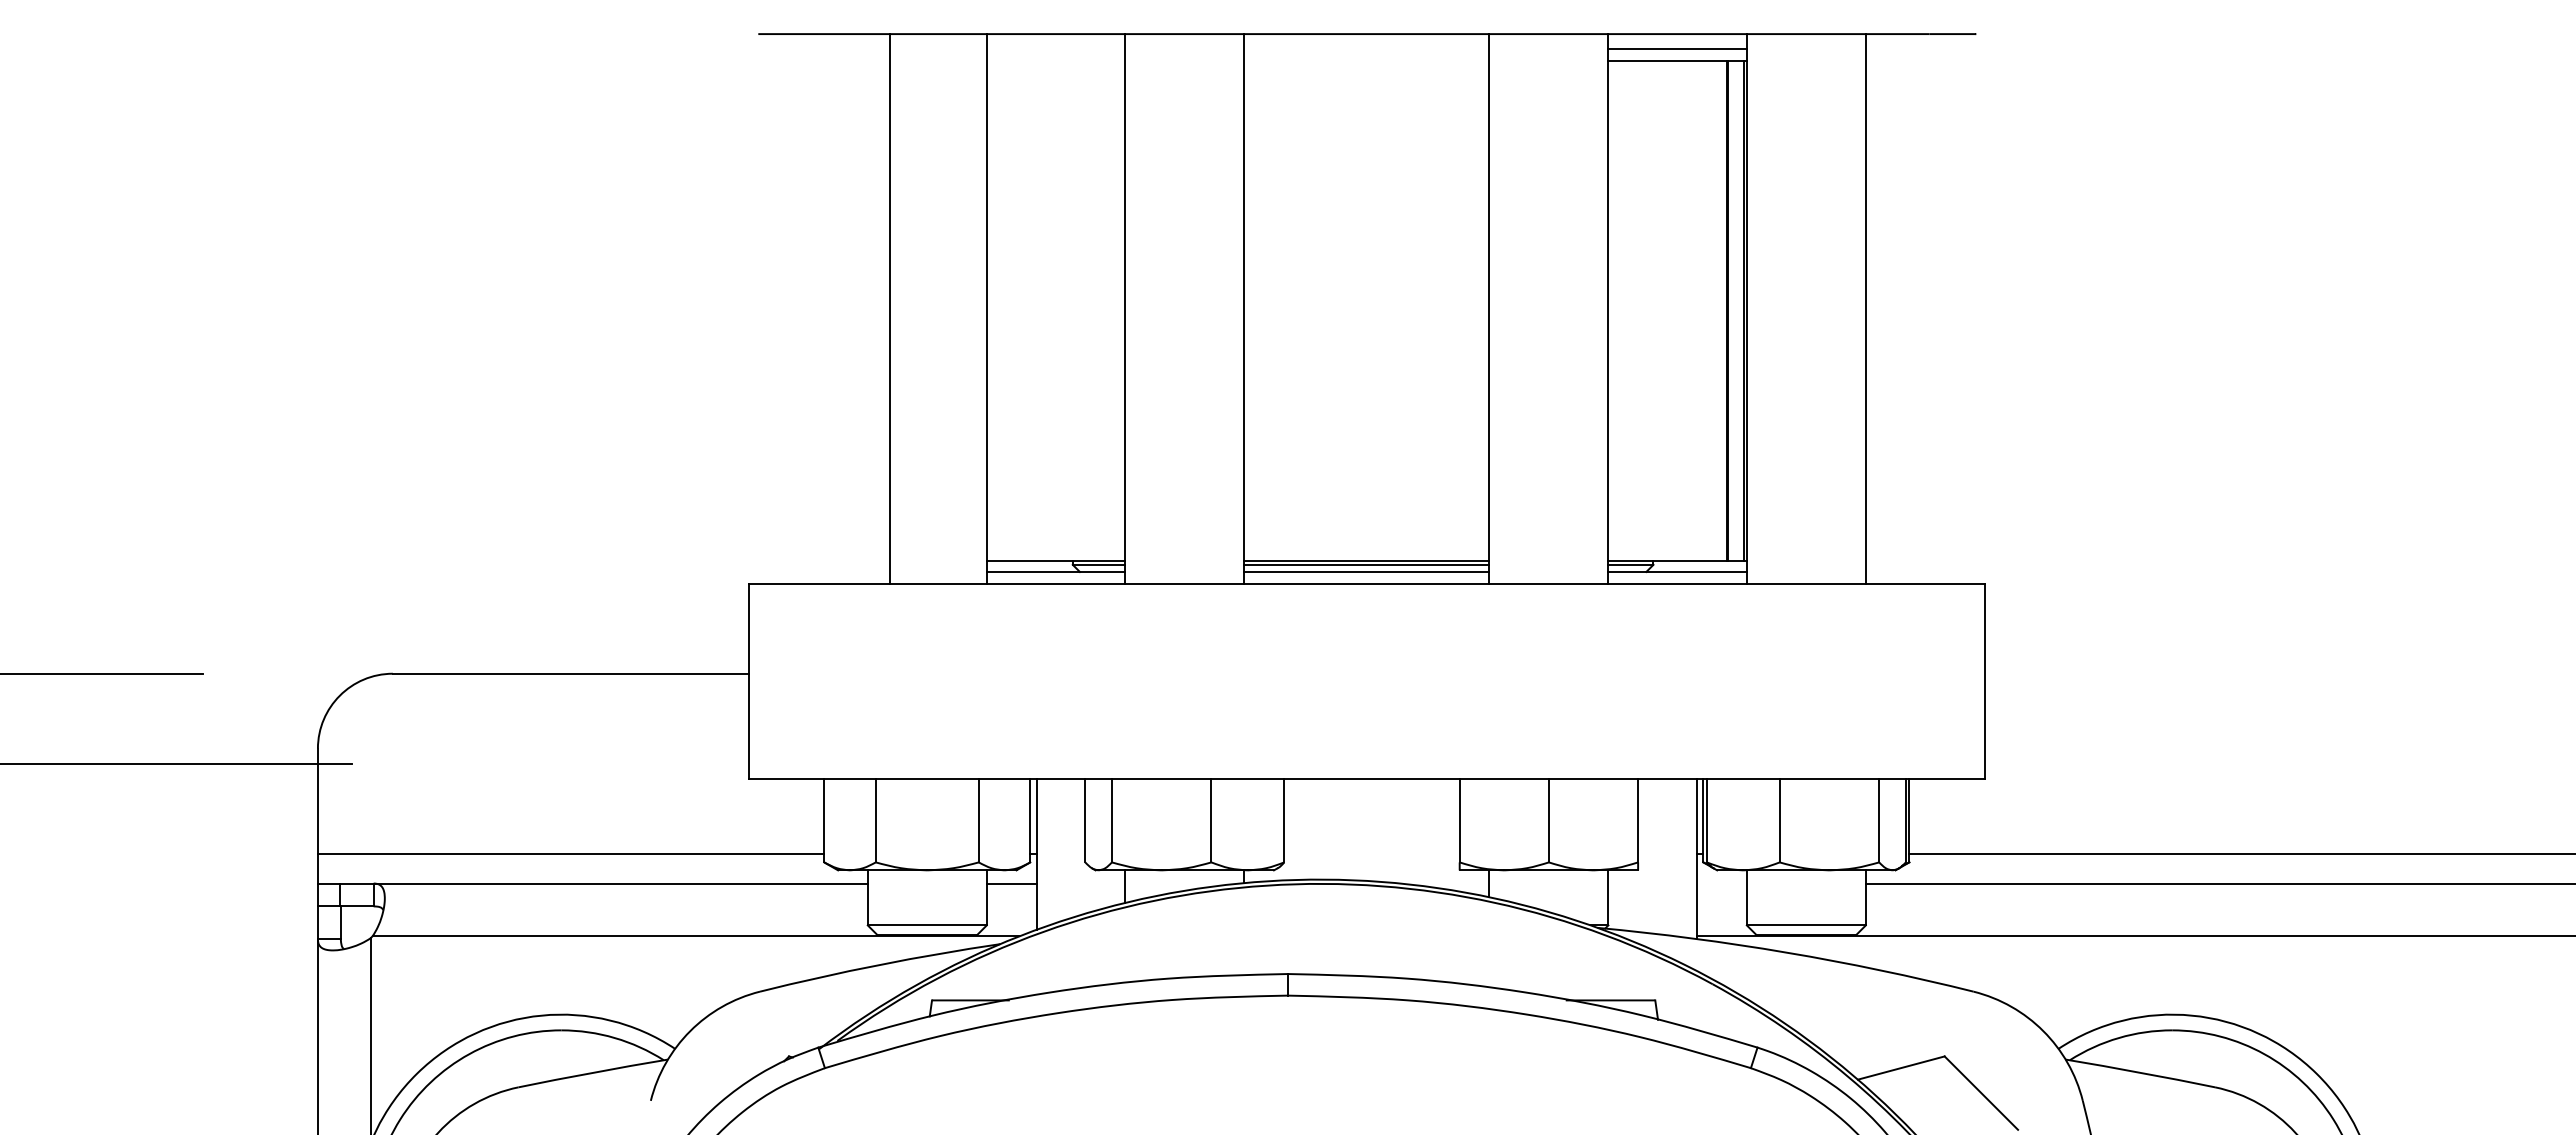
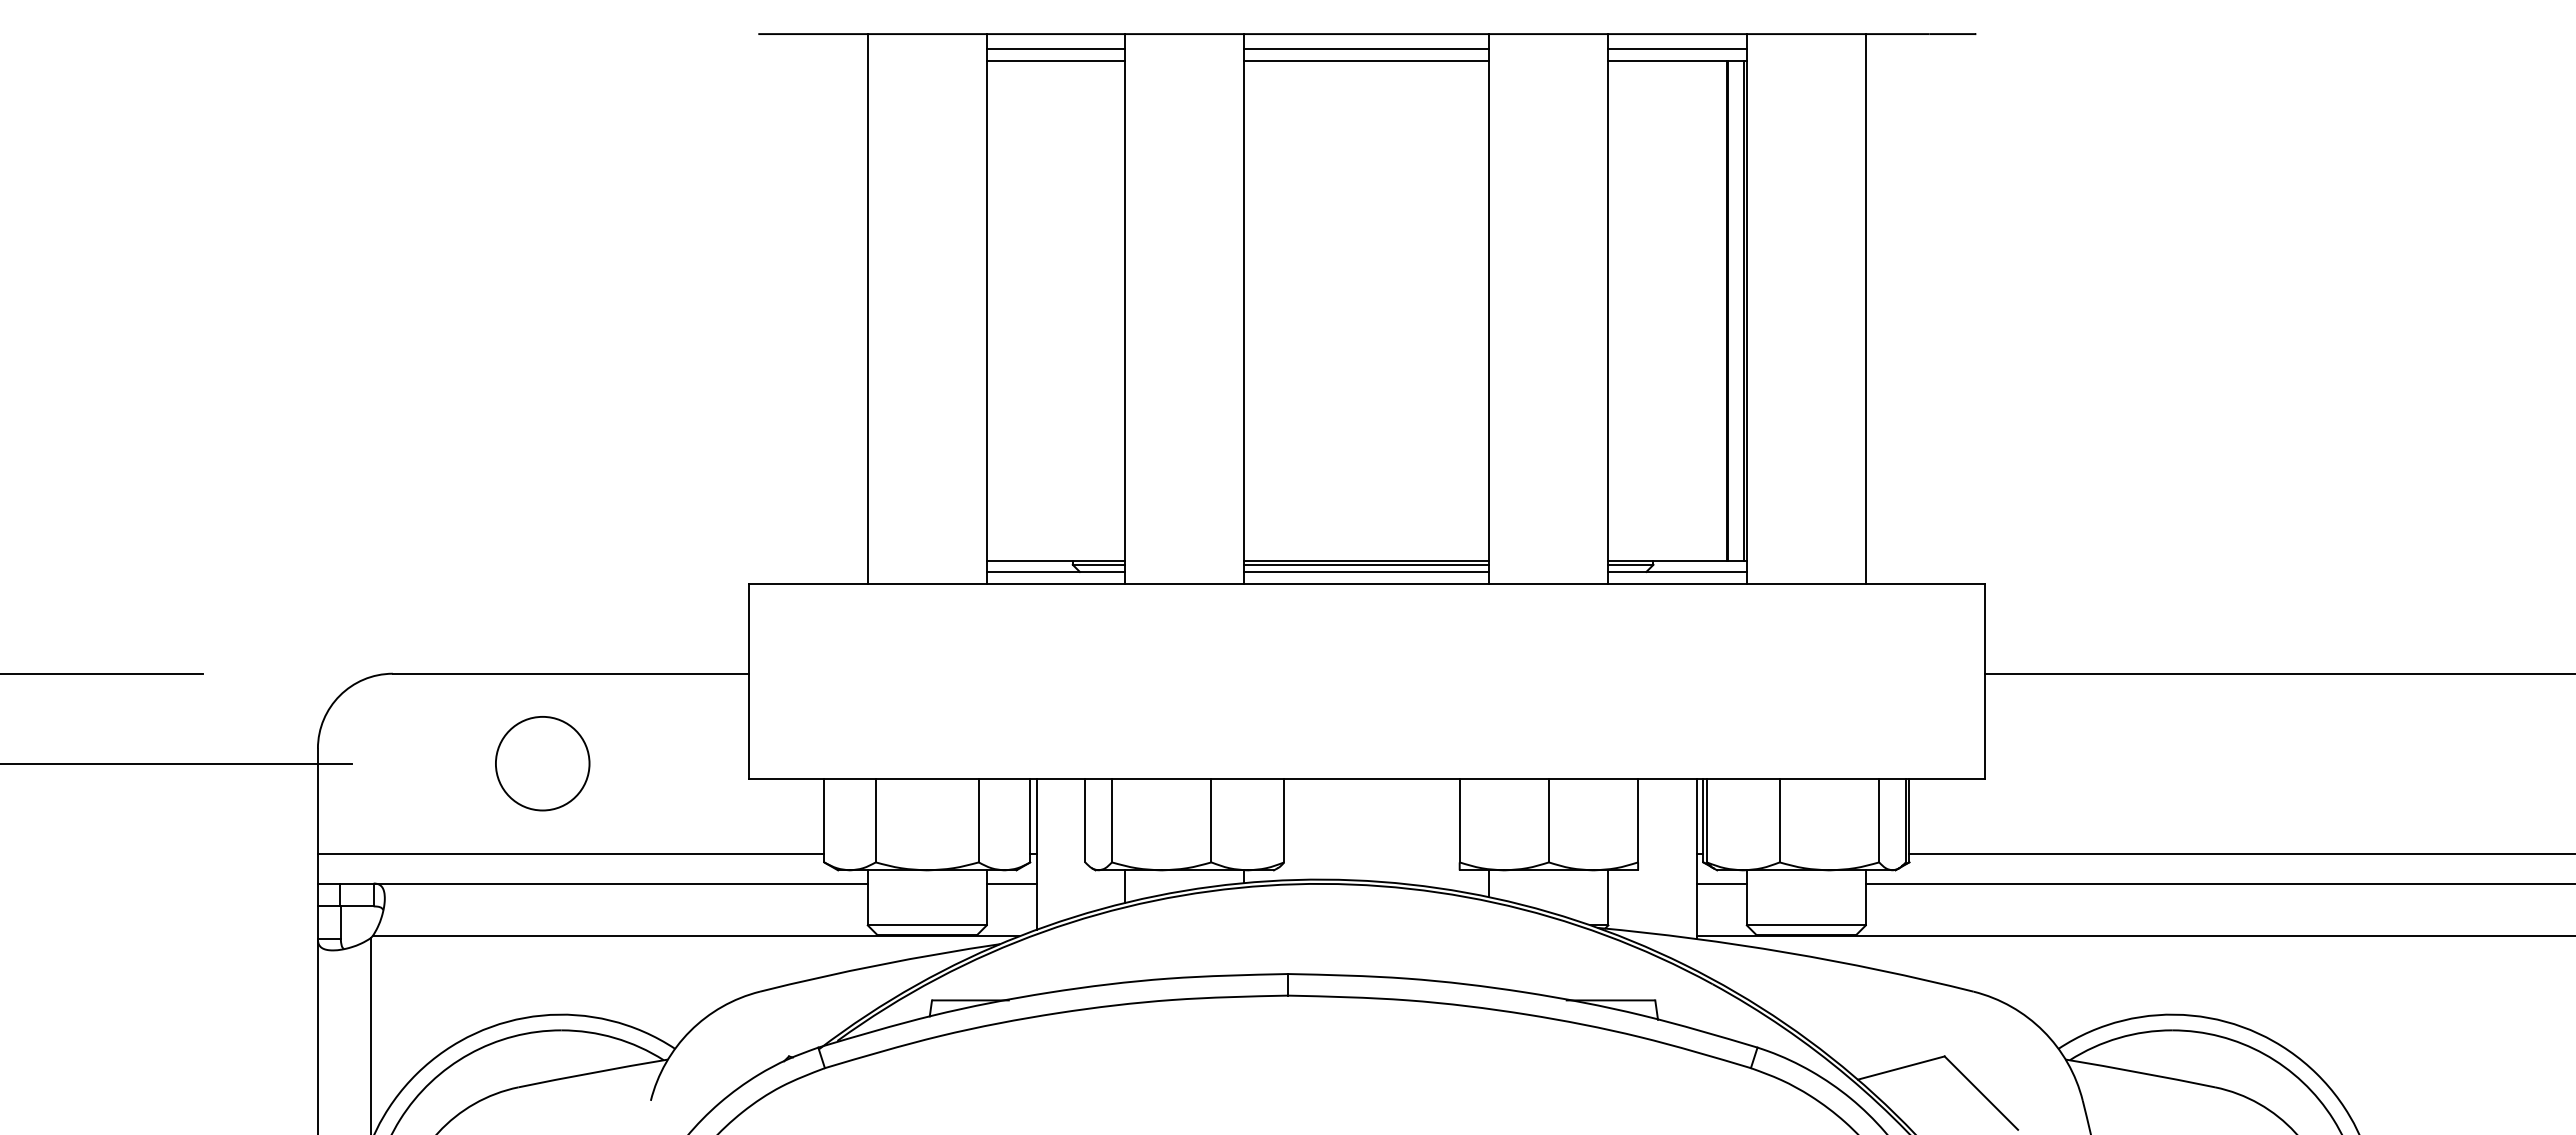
line: none -> present (1055, 49)
line: none -> present (1366, 49)
line: none -> present (1055, 61)
line: none -> present (1366, 61)
line position: (889, 308) -> (867, 308) (867, 308)
line: none -> present (2278, 673)
circle: none -> present (542, 763)
line: none -> present (1721, 883)
